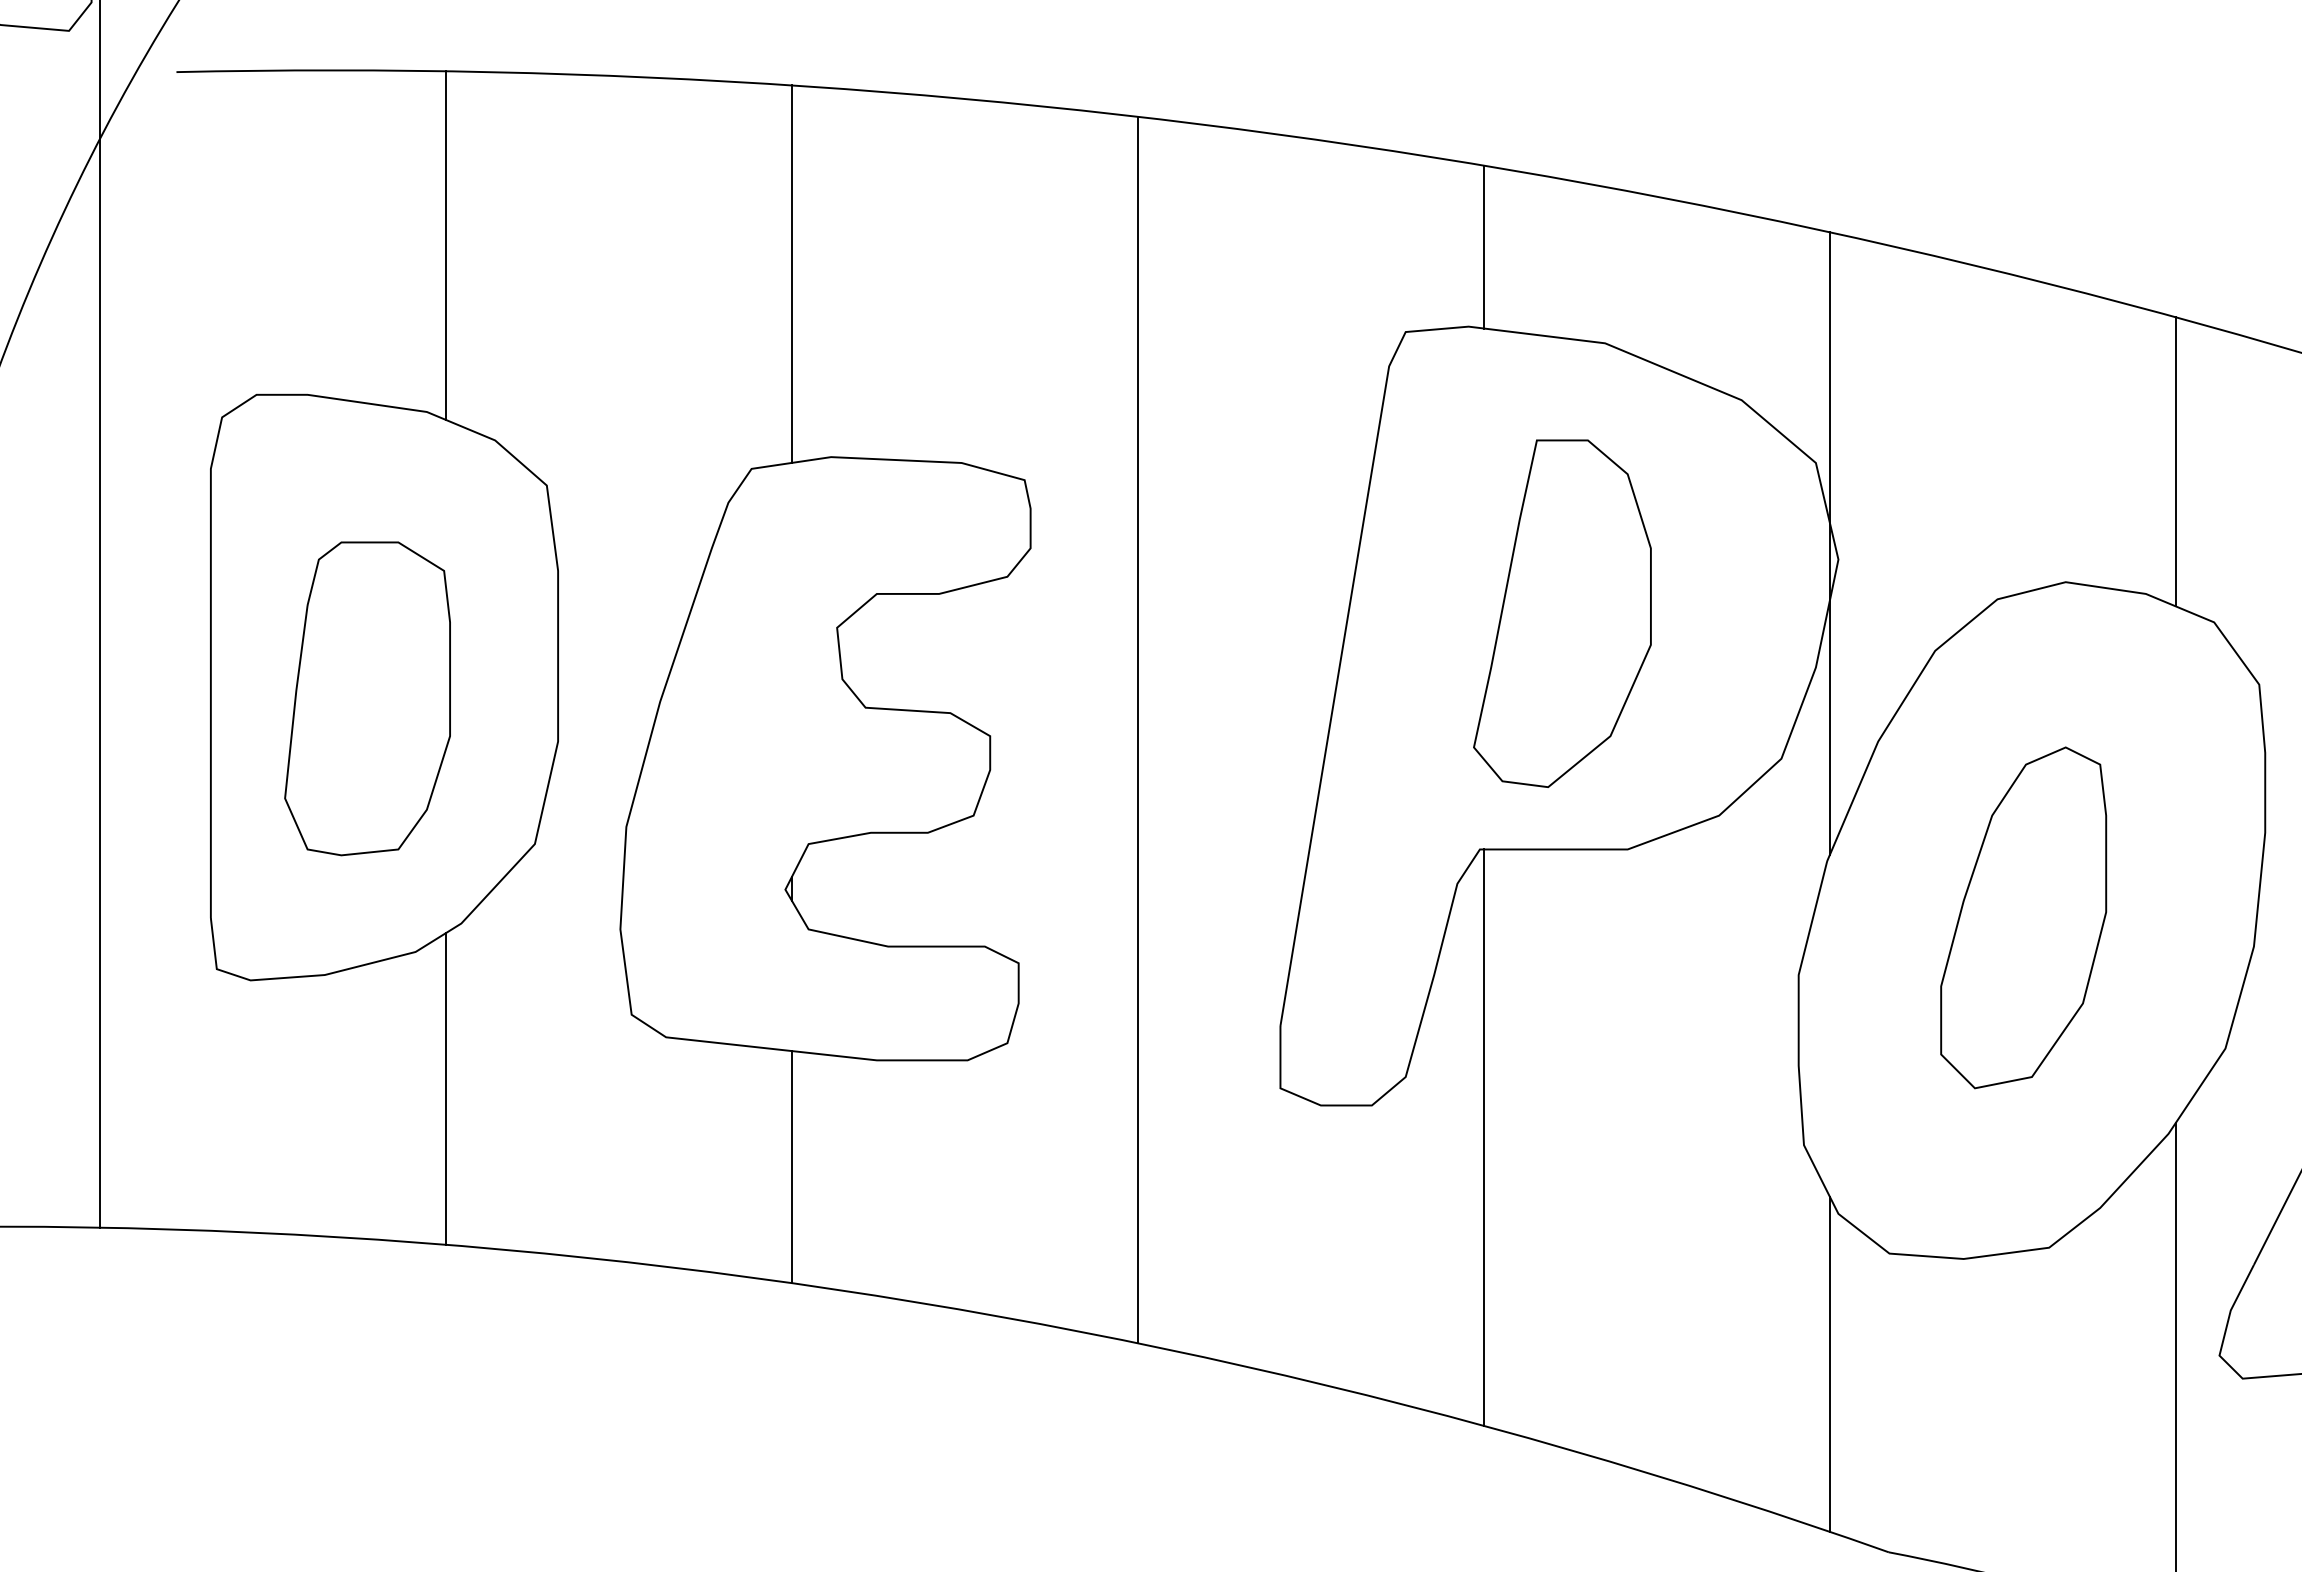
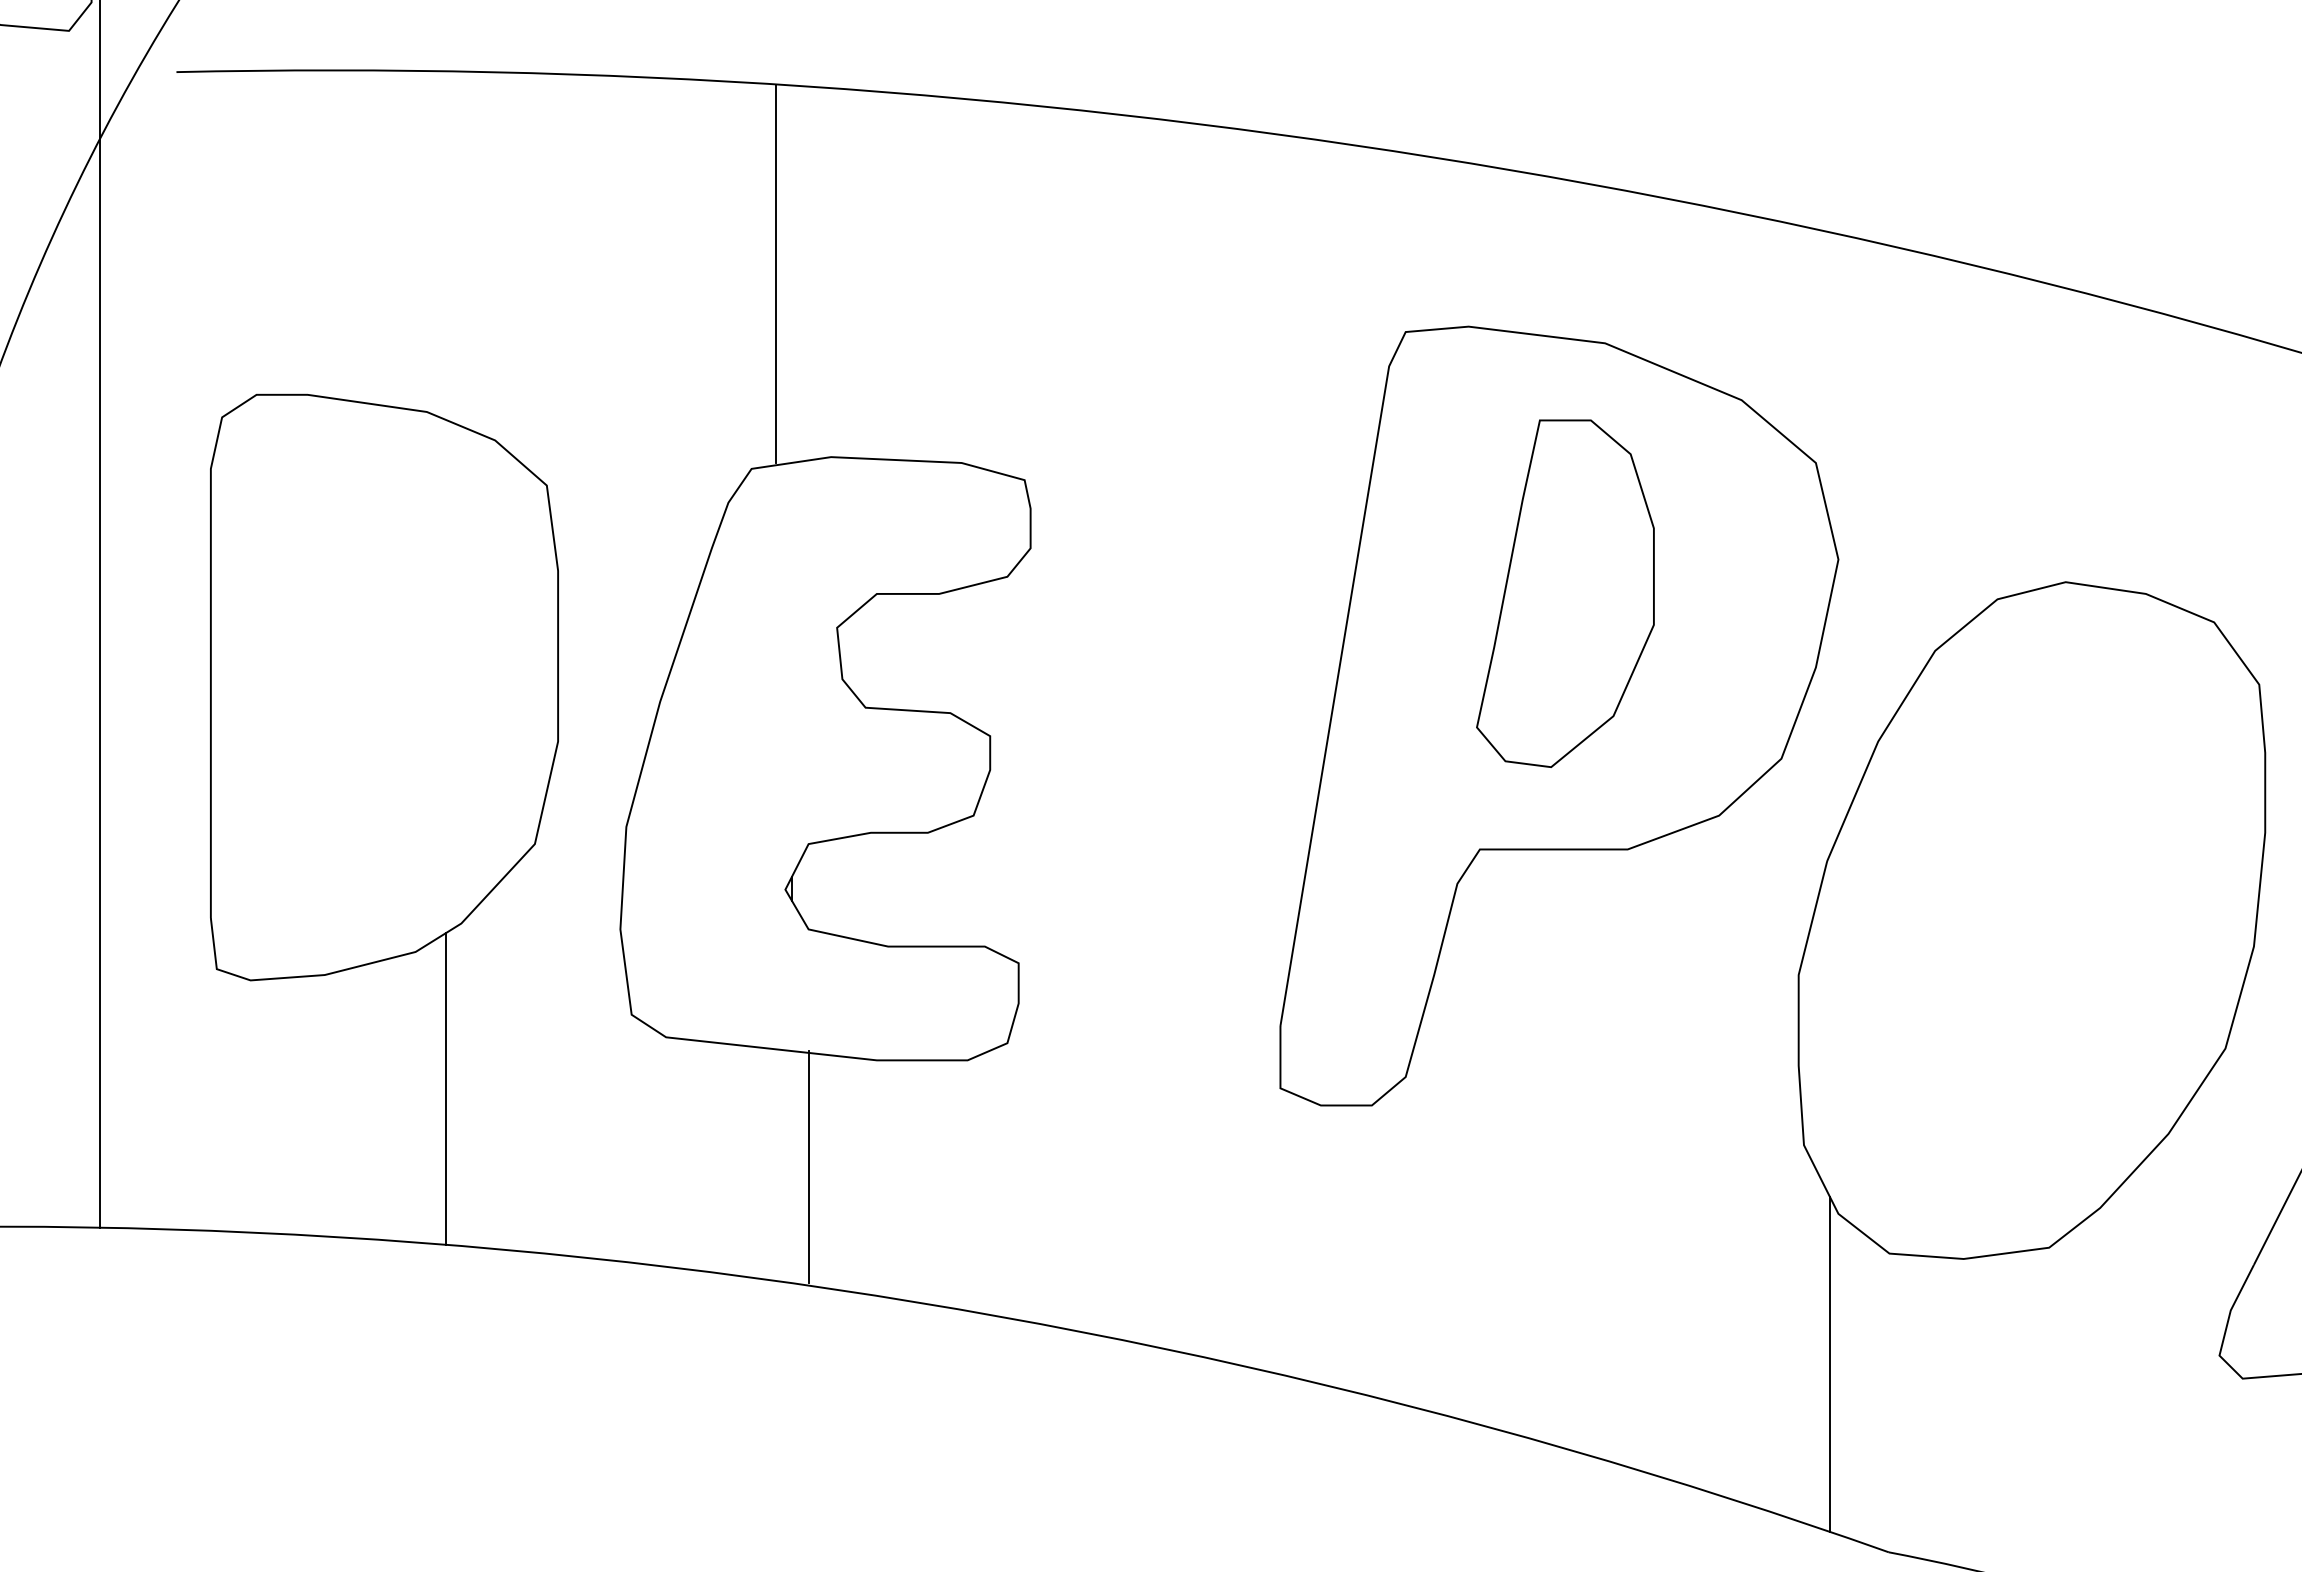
line: present -> none (446, 245)
line: present -> none (1483, 246)
line position: (792, 273) -> (776, 273) (776, 273)
line: present -> none (2175, 461)
line: present -> none (1829, 543)
part position: (1562, 613) -> (1565, 593) (1565, 593)
part: present -> none (367, 698)
line: present -> none (1138, 729)
part: present -> none (2023, 917)
line: present -> none (1483, 1137)
line position: (792, 1167) -> (809, 1167) (809, 1167)
line: present -> none (2175, 1345)
